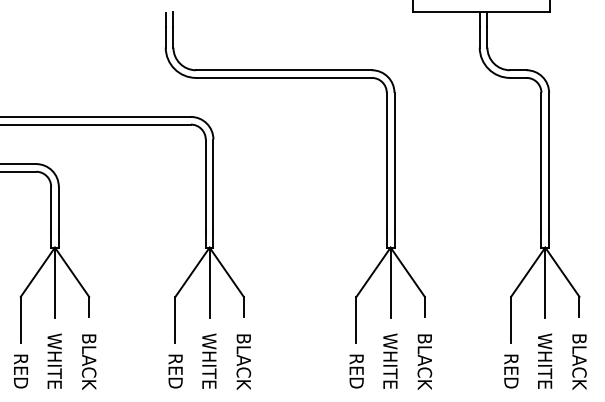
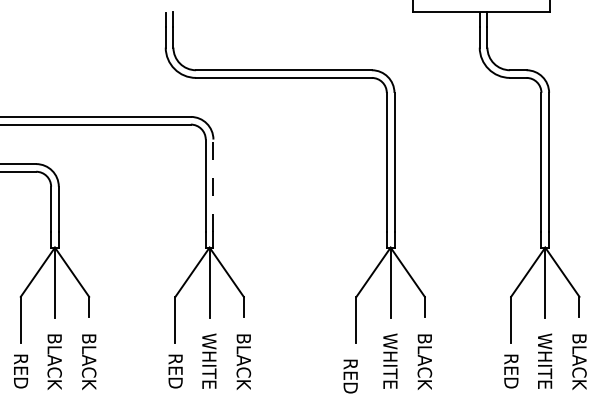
line: solid -> dashed (213, 185)
text: WHITE -> BLACK (54, 361)
text position: (356, 371) -> (350, 376) (350, 376)
